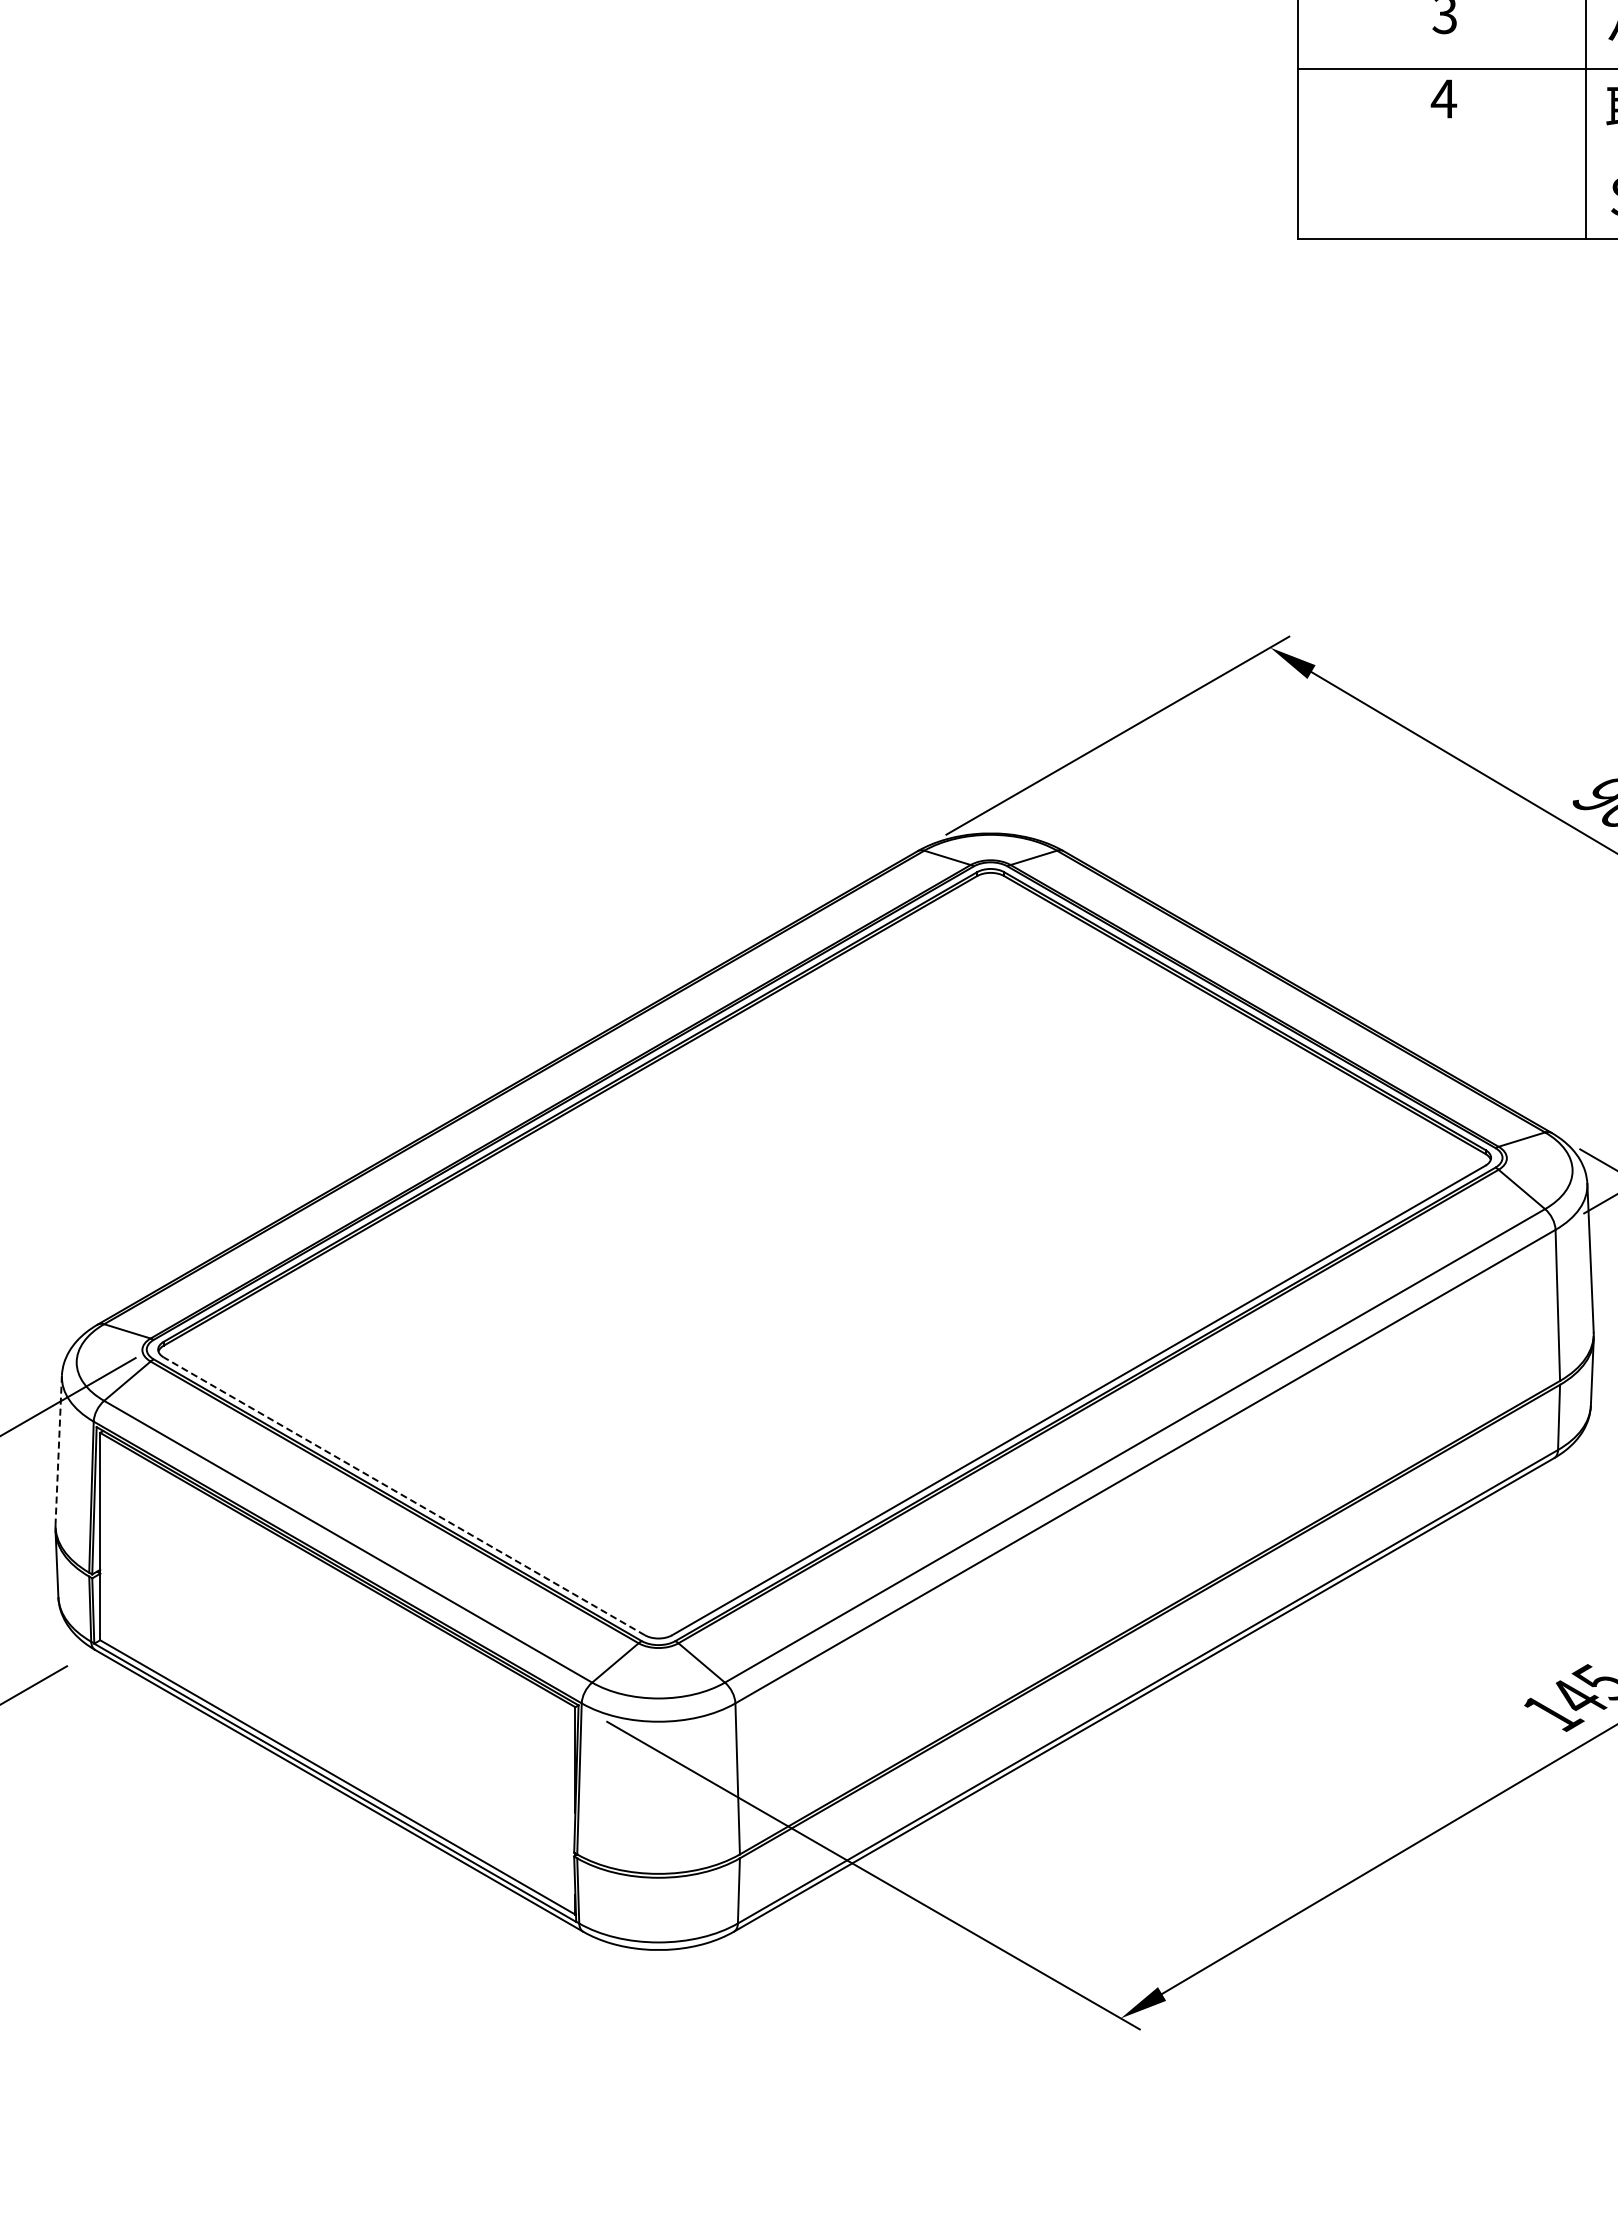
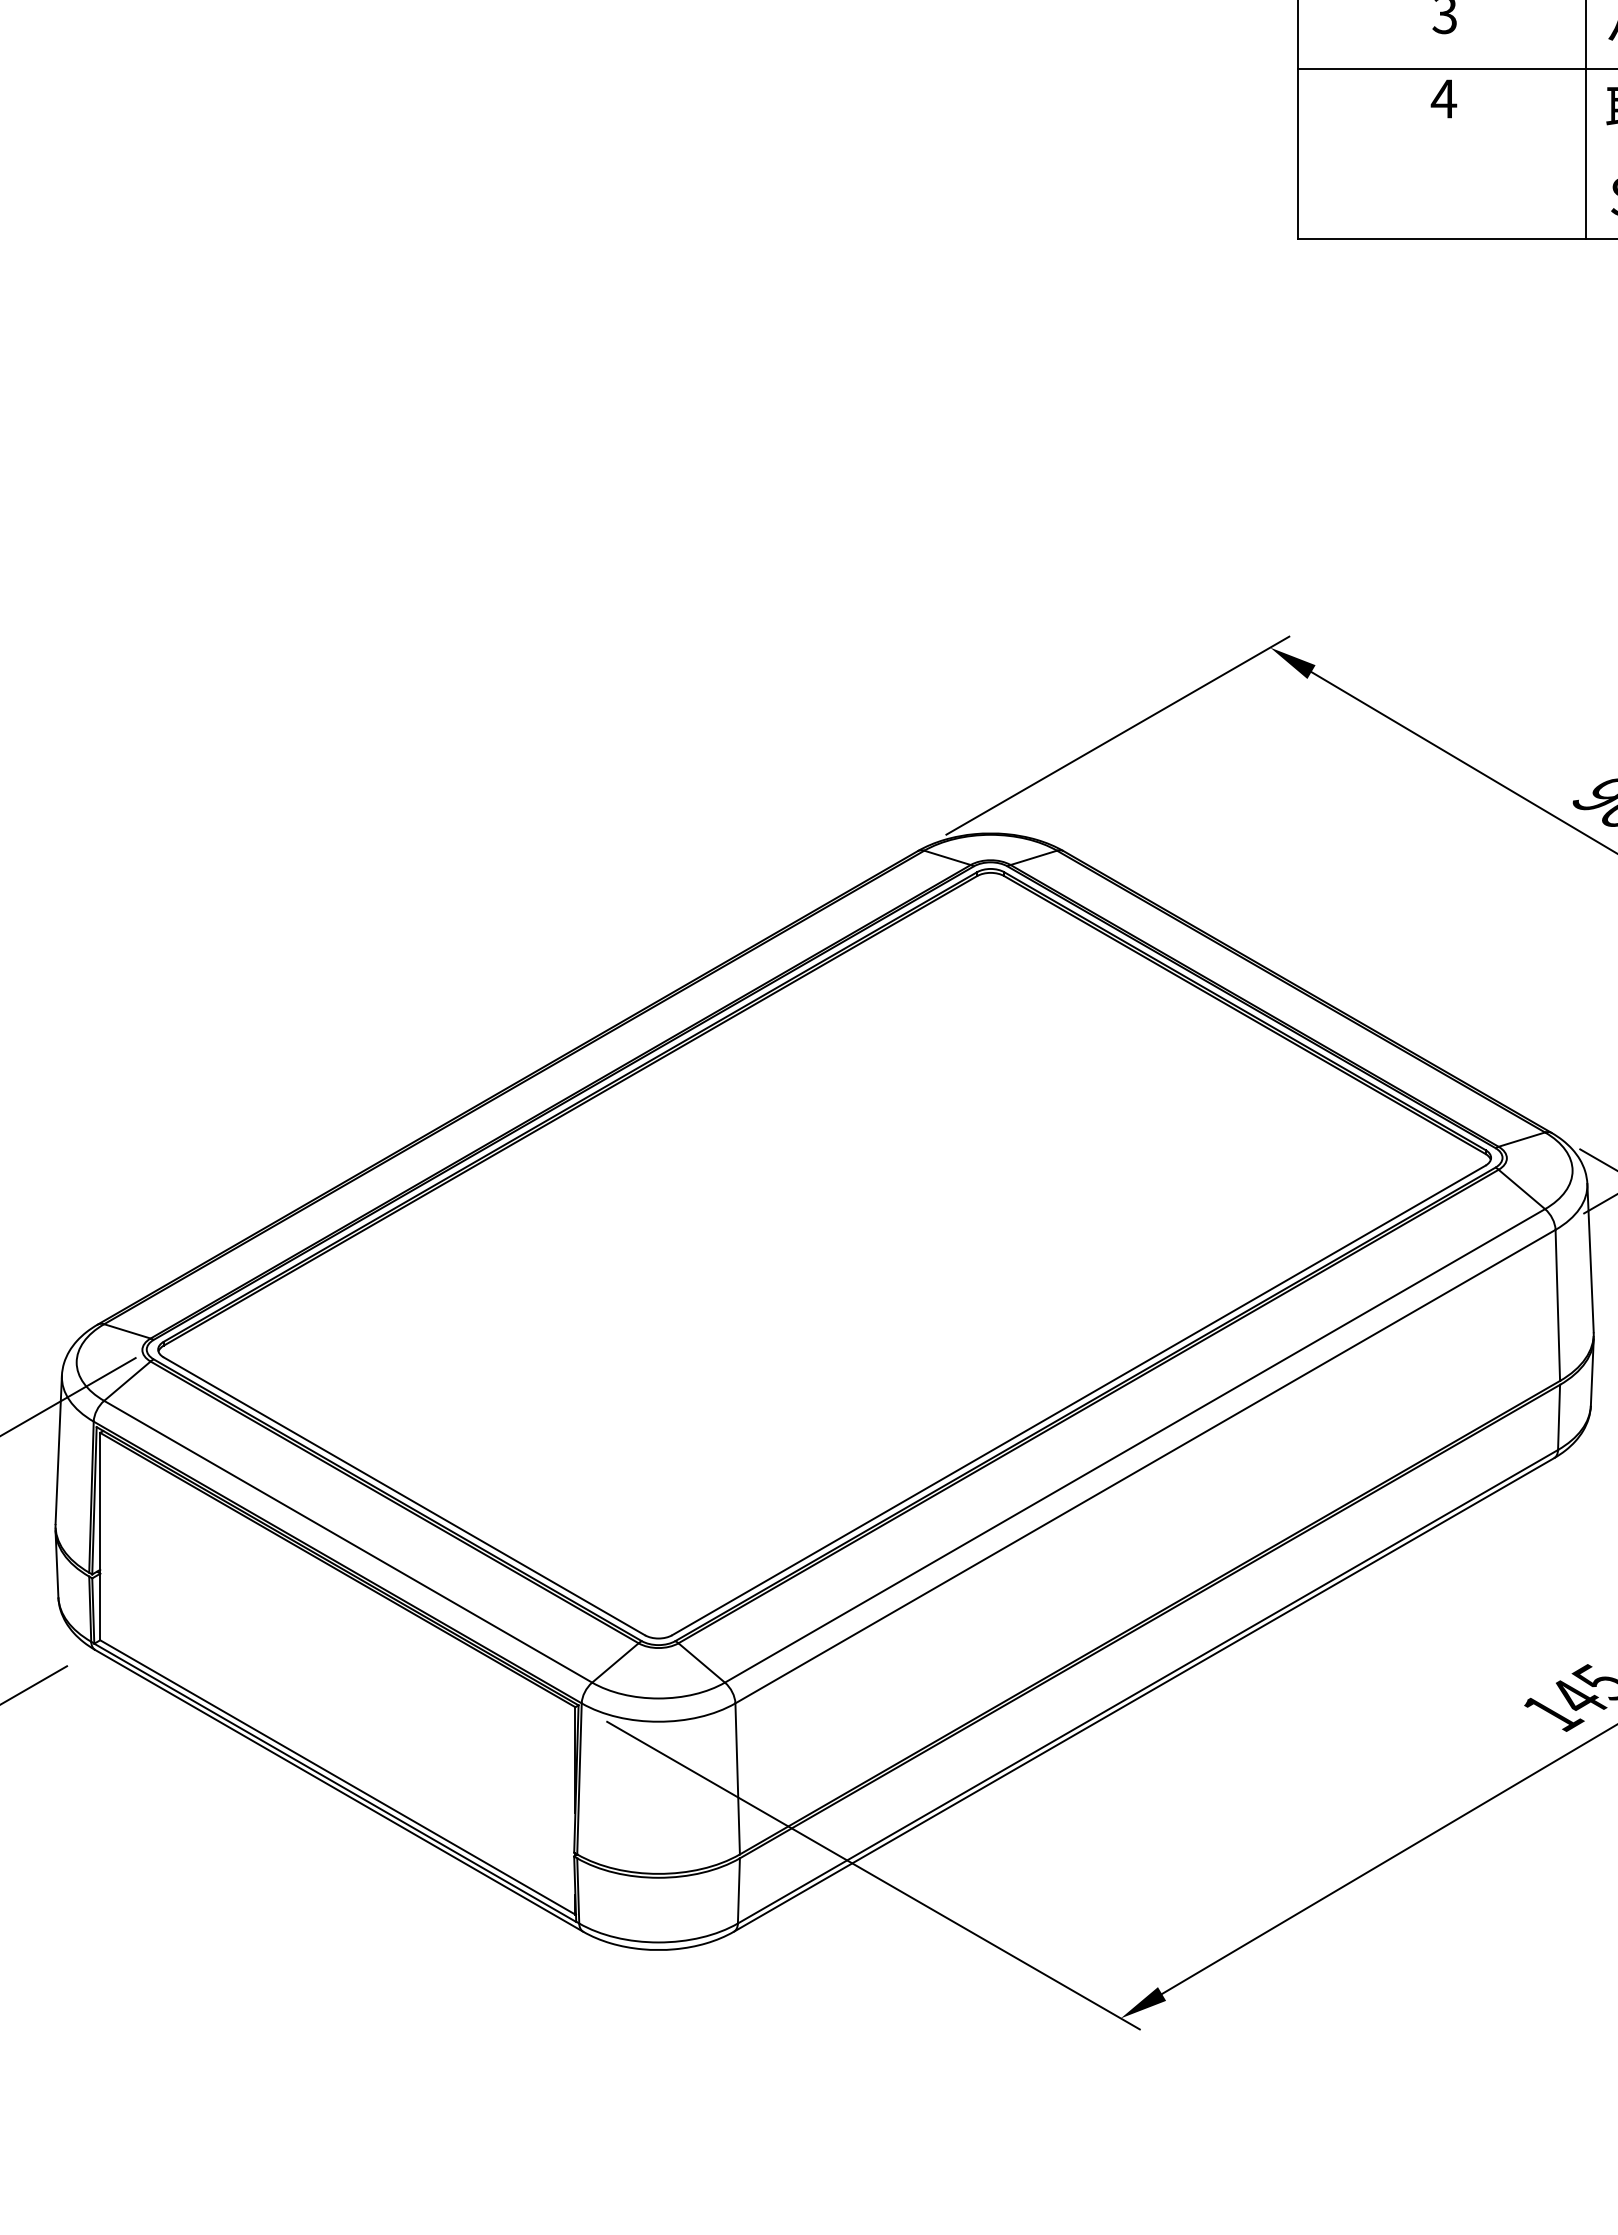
line: dashed -> solid (58, 1450)
line: dashed -> solid (404, 1496)
